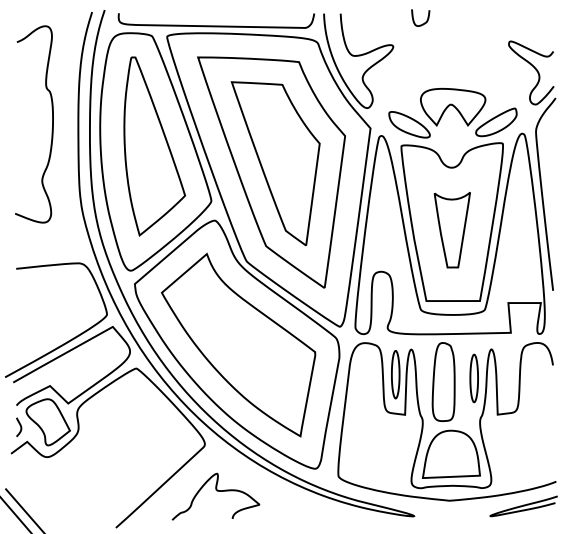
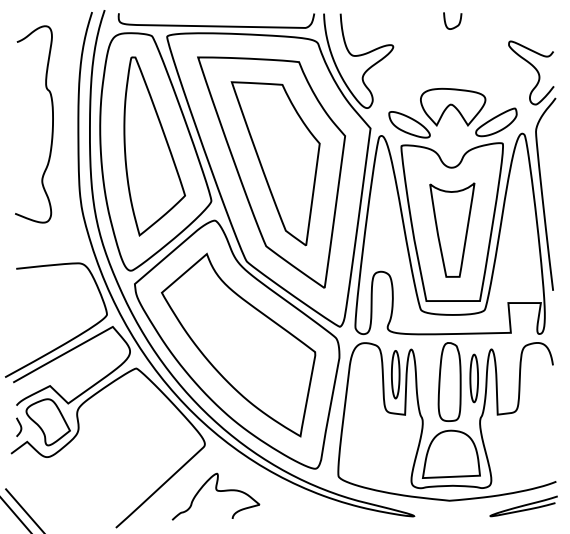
curve position: (414, 19) -> (446, 22) (446, 22)
part size: 38x77 px -> 47x96 px (452, 229)
part position: (443, 381) -> (449, 381) (449, 381)
